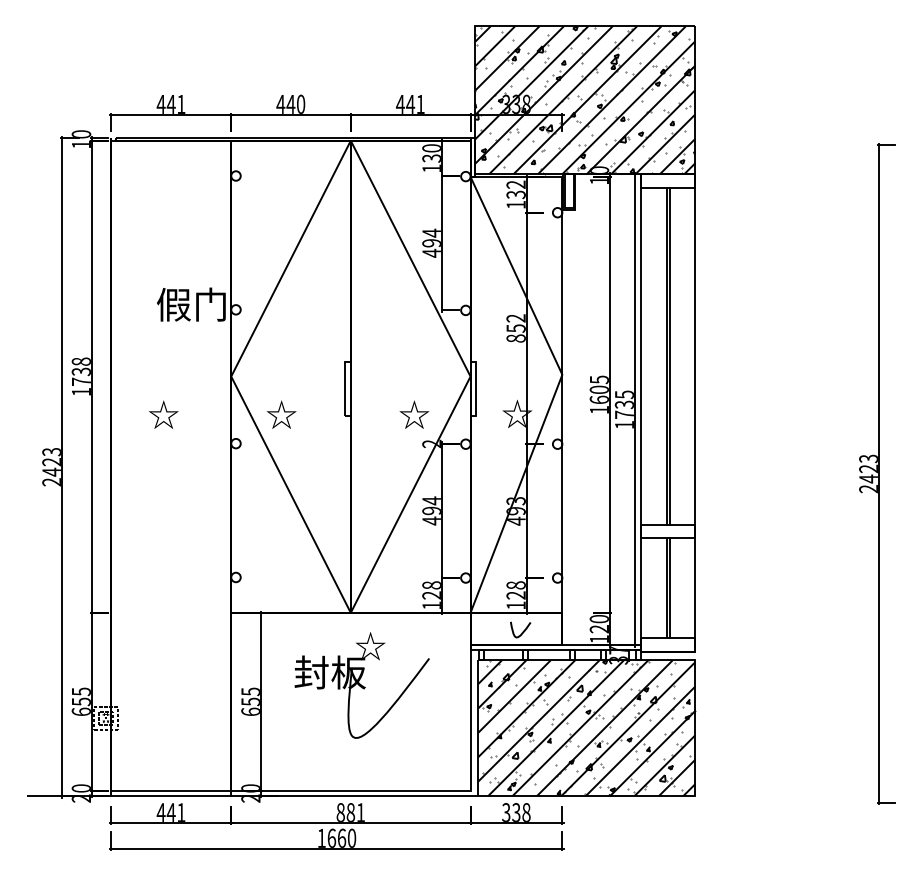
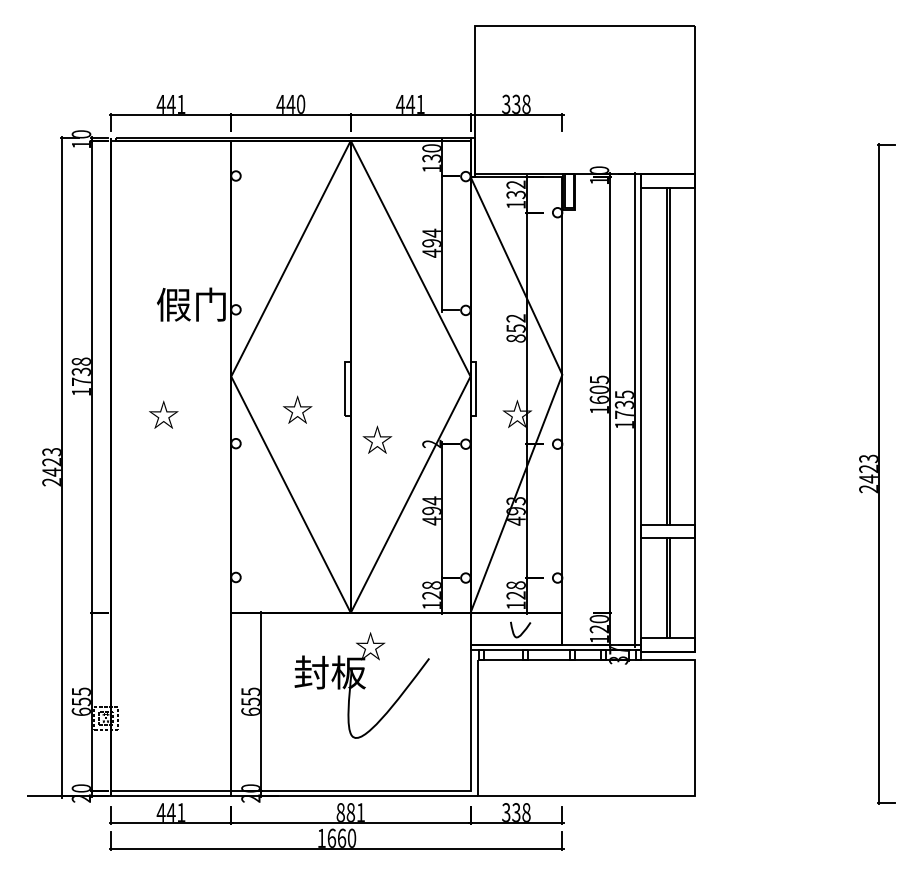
hatch: present -> none (585, 100)
text position: (281, 414) -> (297, 409) (297, 409)
text position: (414, 414) -> (377, 439) (377, 439)
hatch: present -> none (586, 728)
